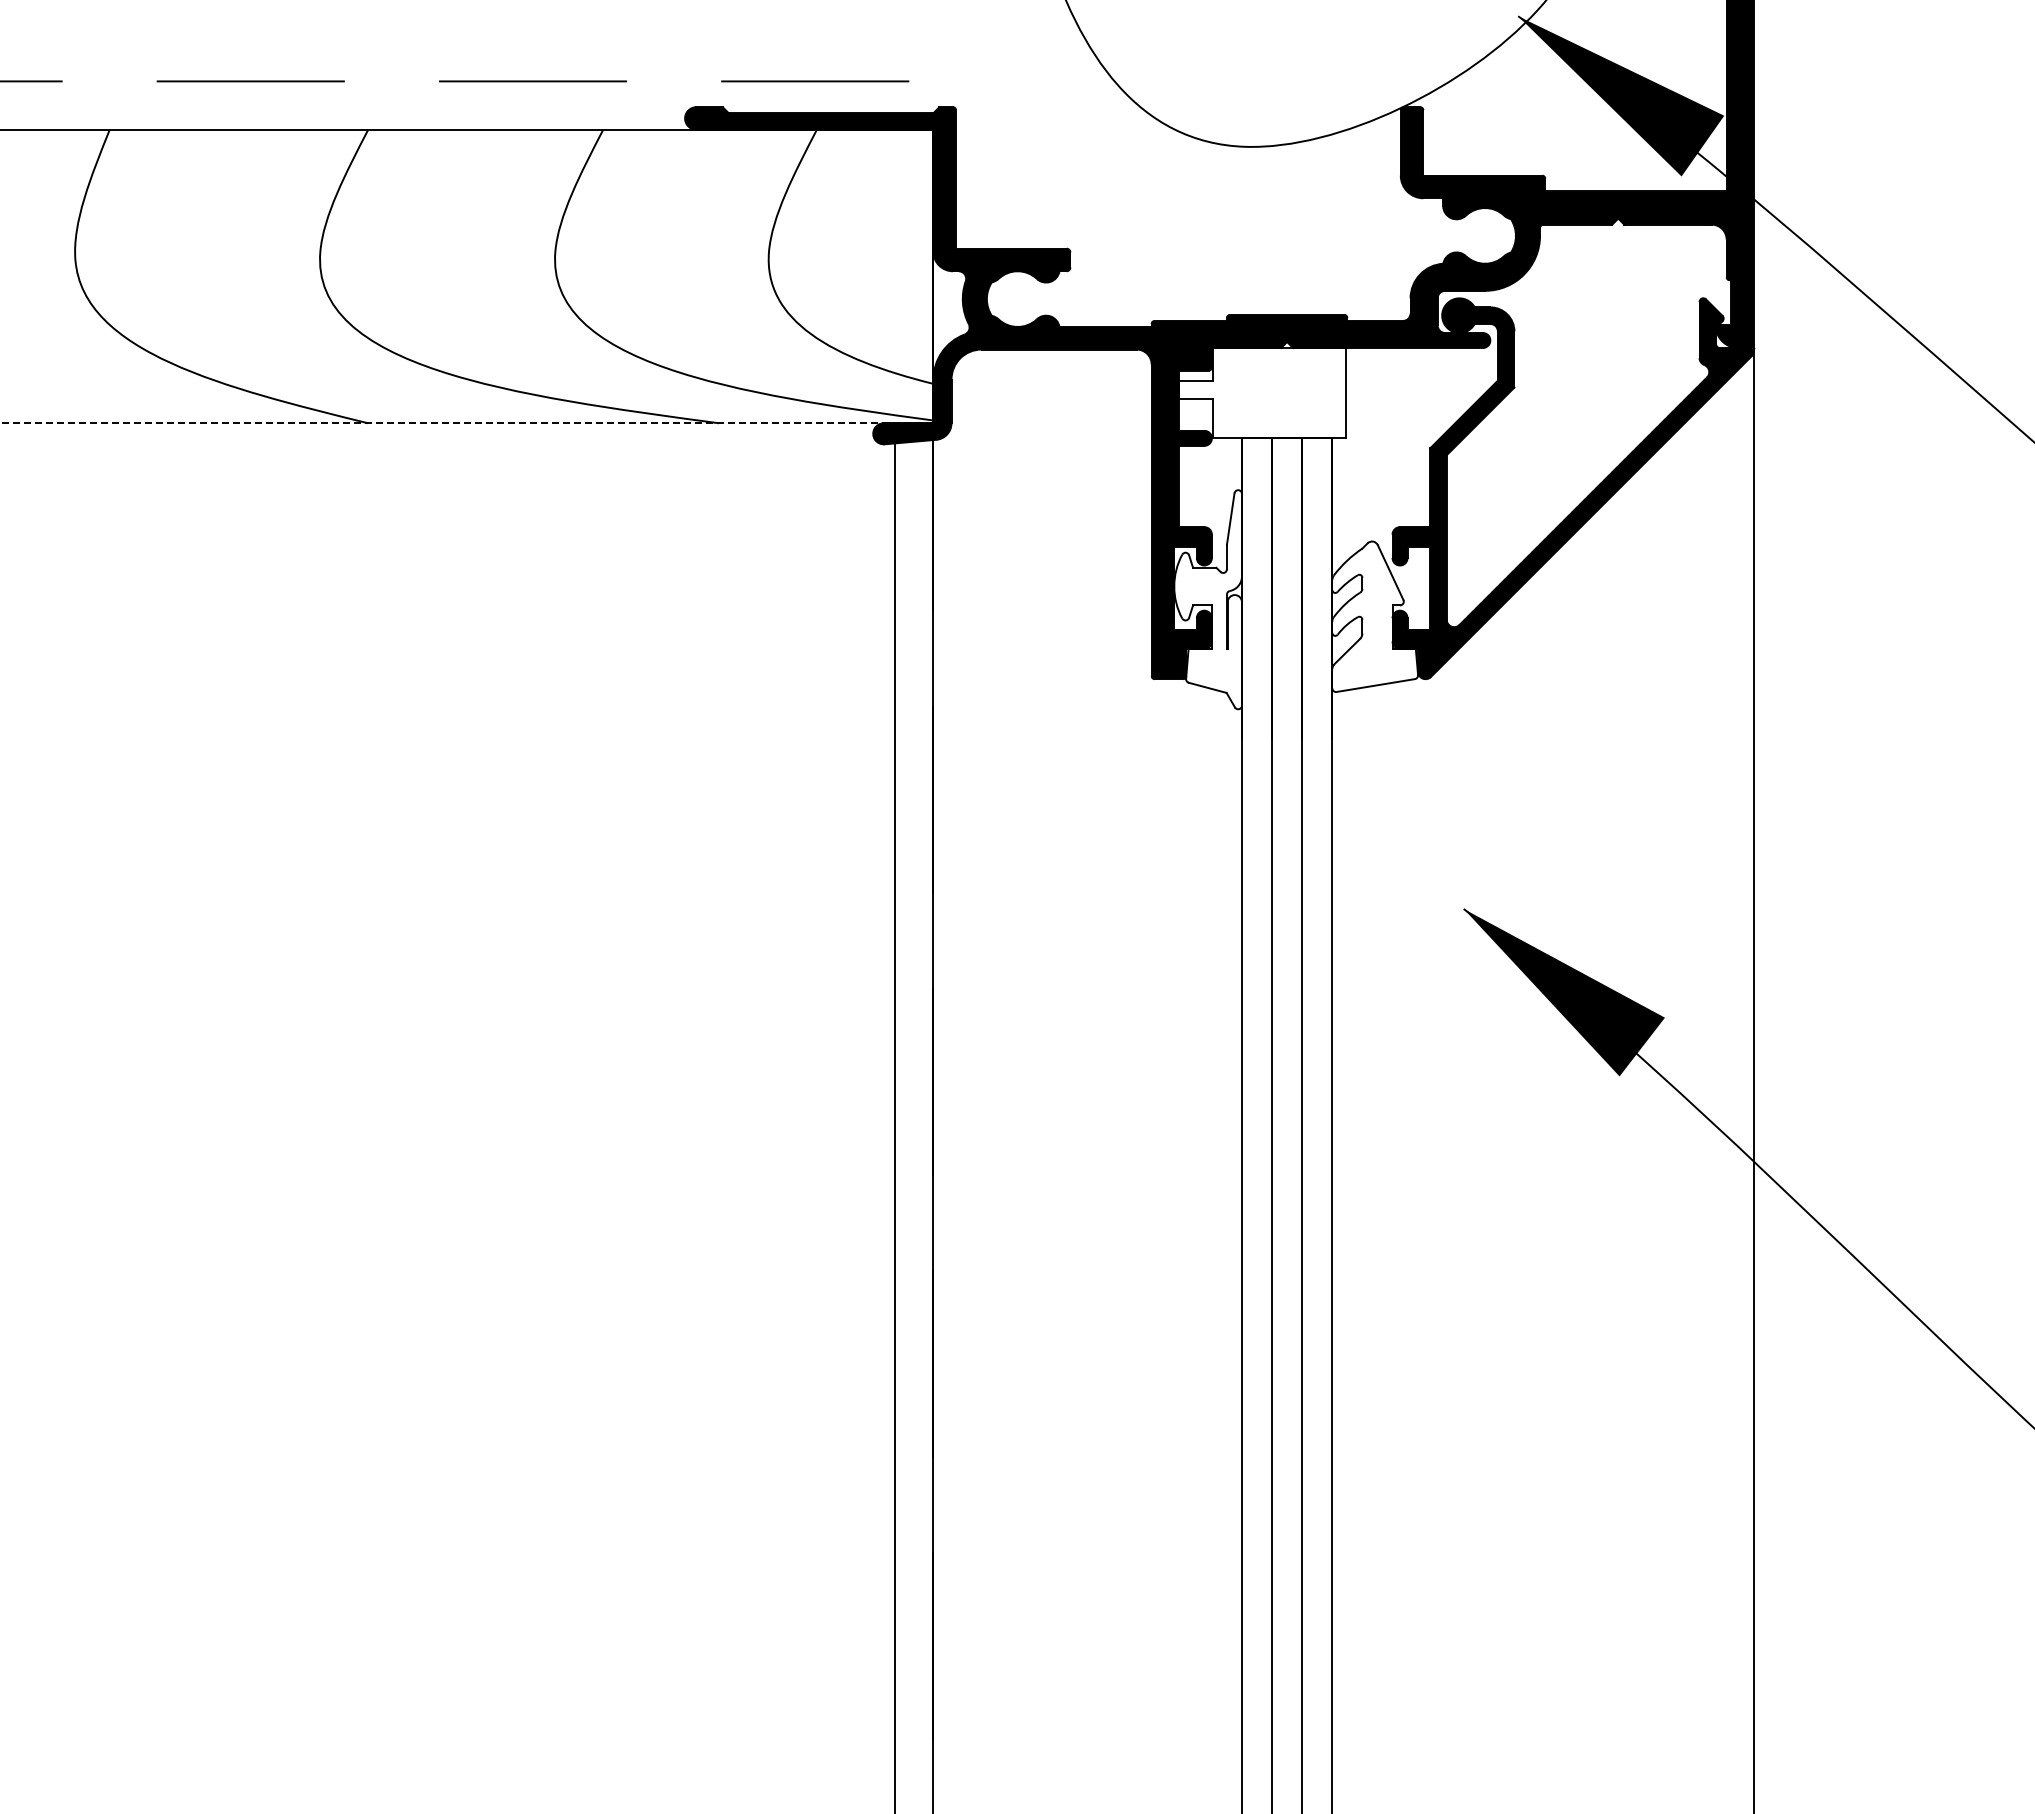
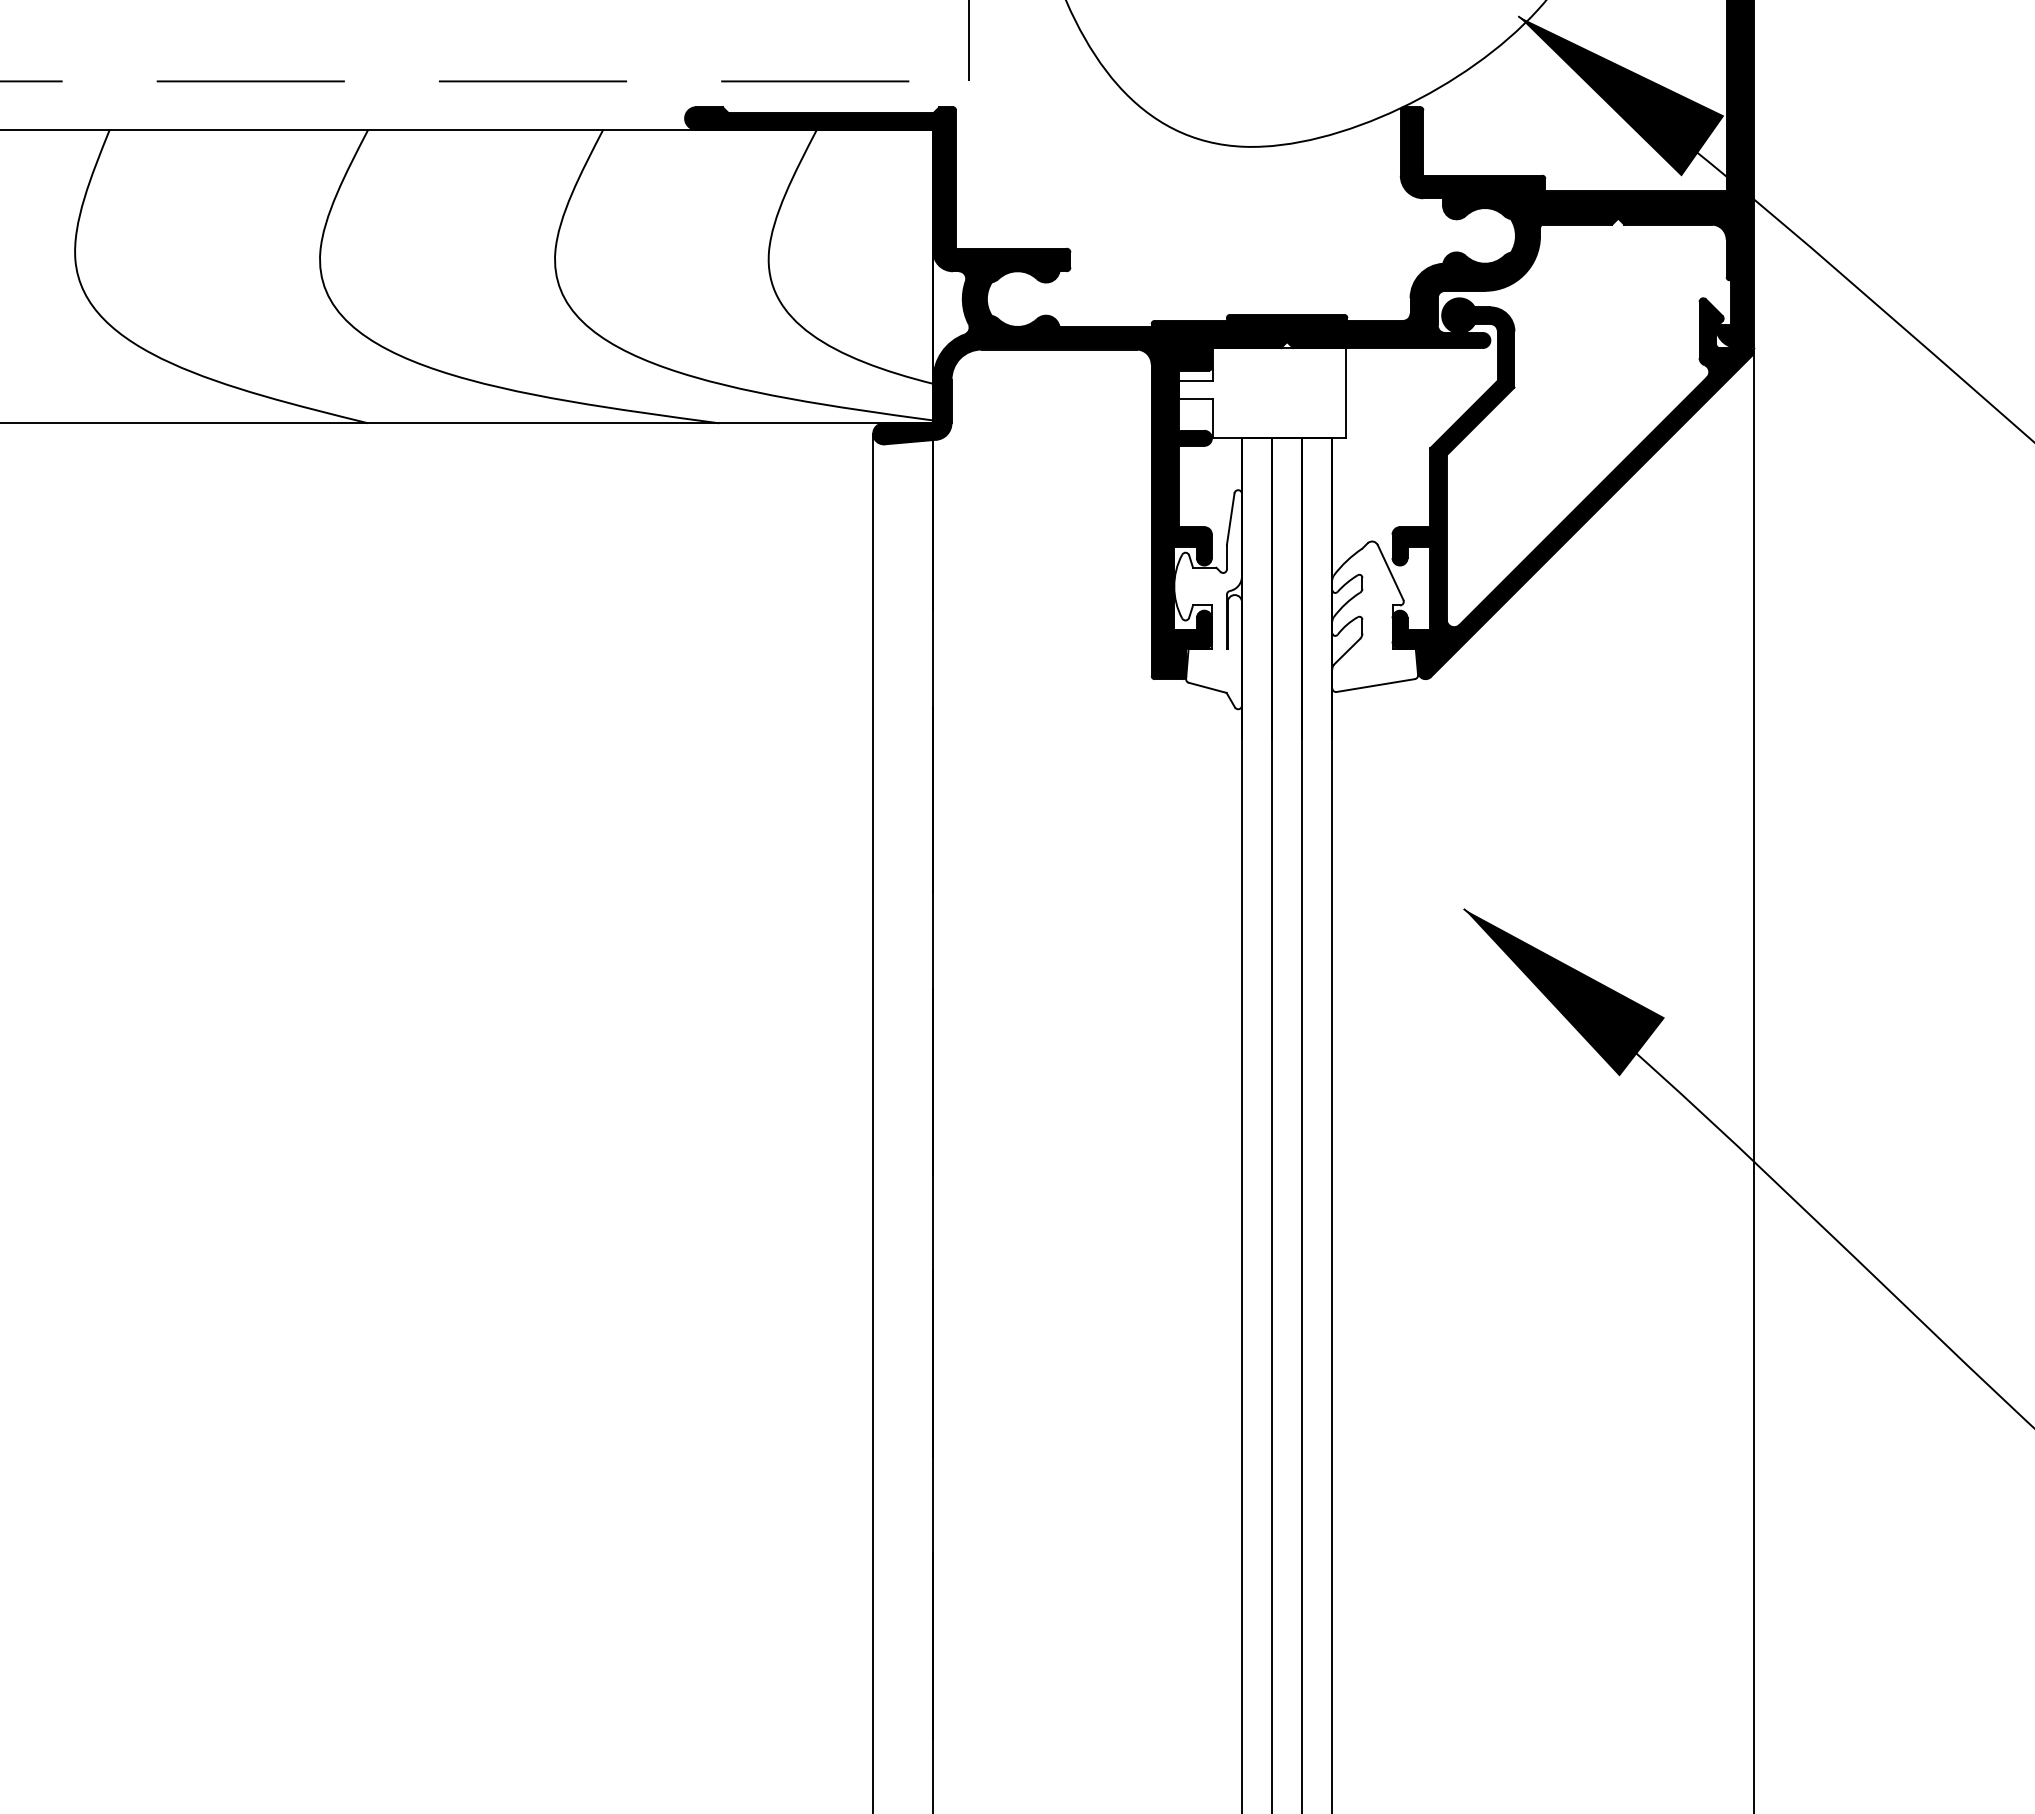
line: none -> present (968, 41)
line: dashed -> solid (466, 423)
line position: (895, 1122) -> (873, 1122) (873, 1122)
